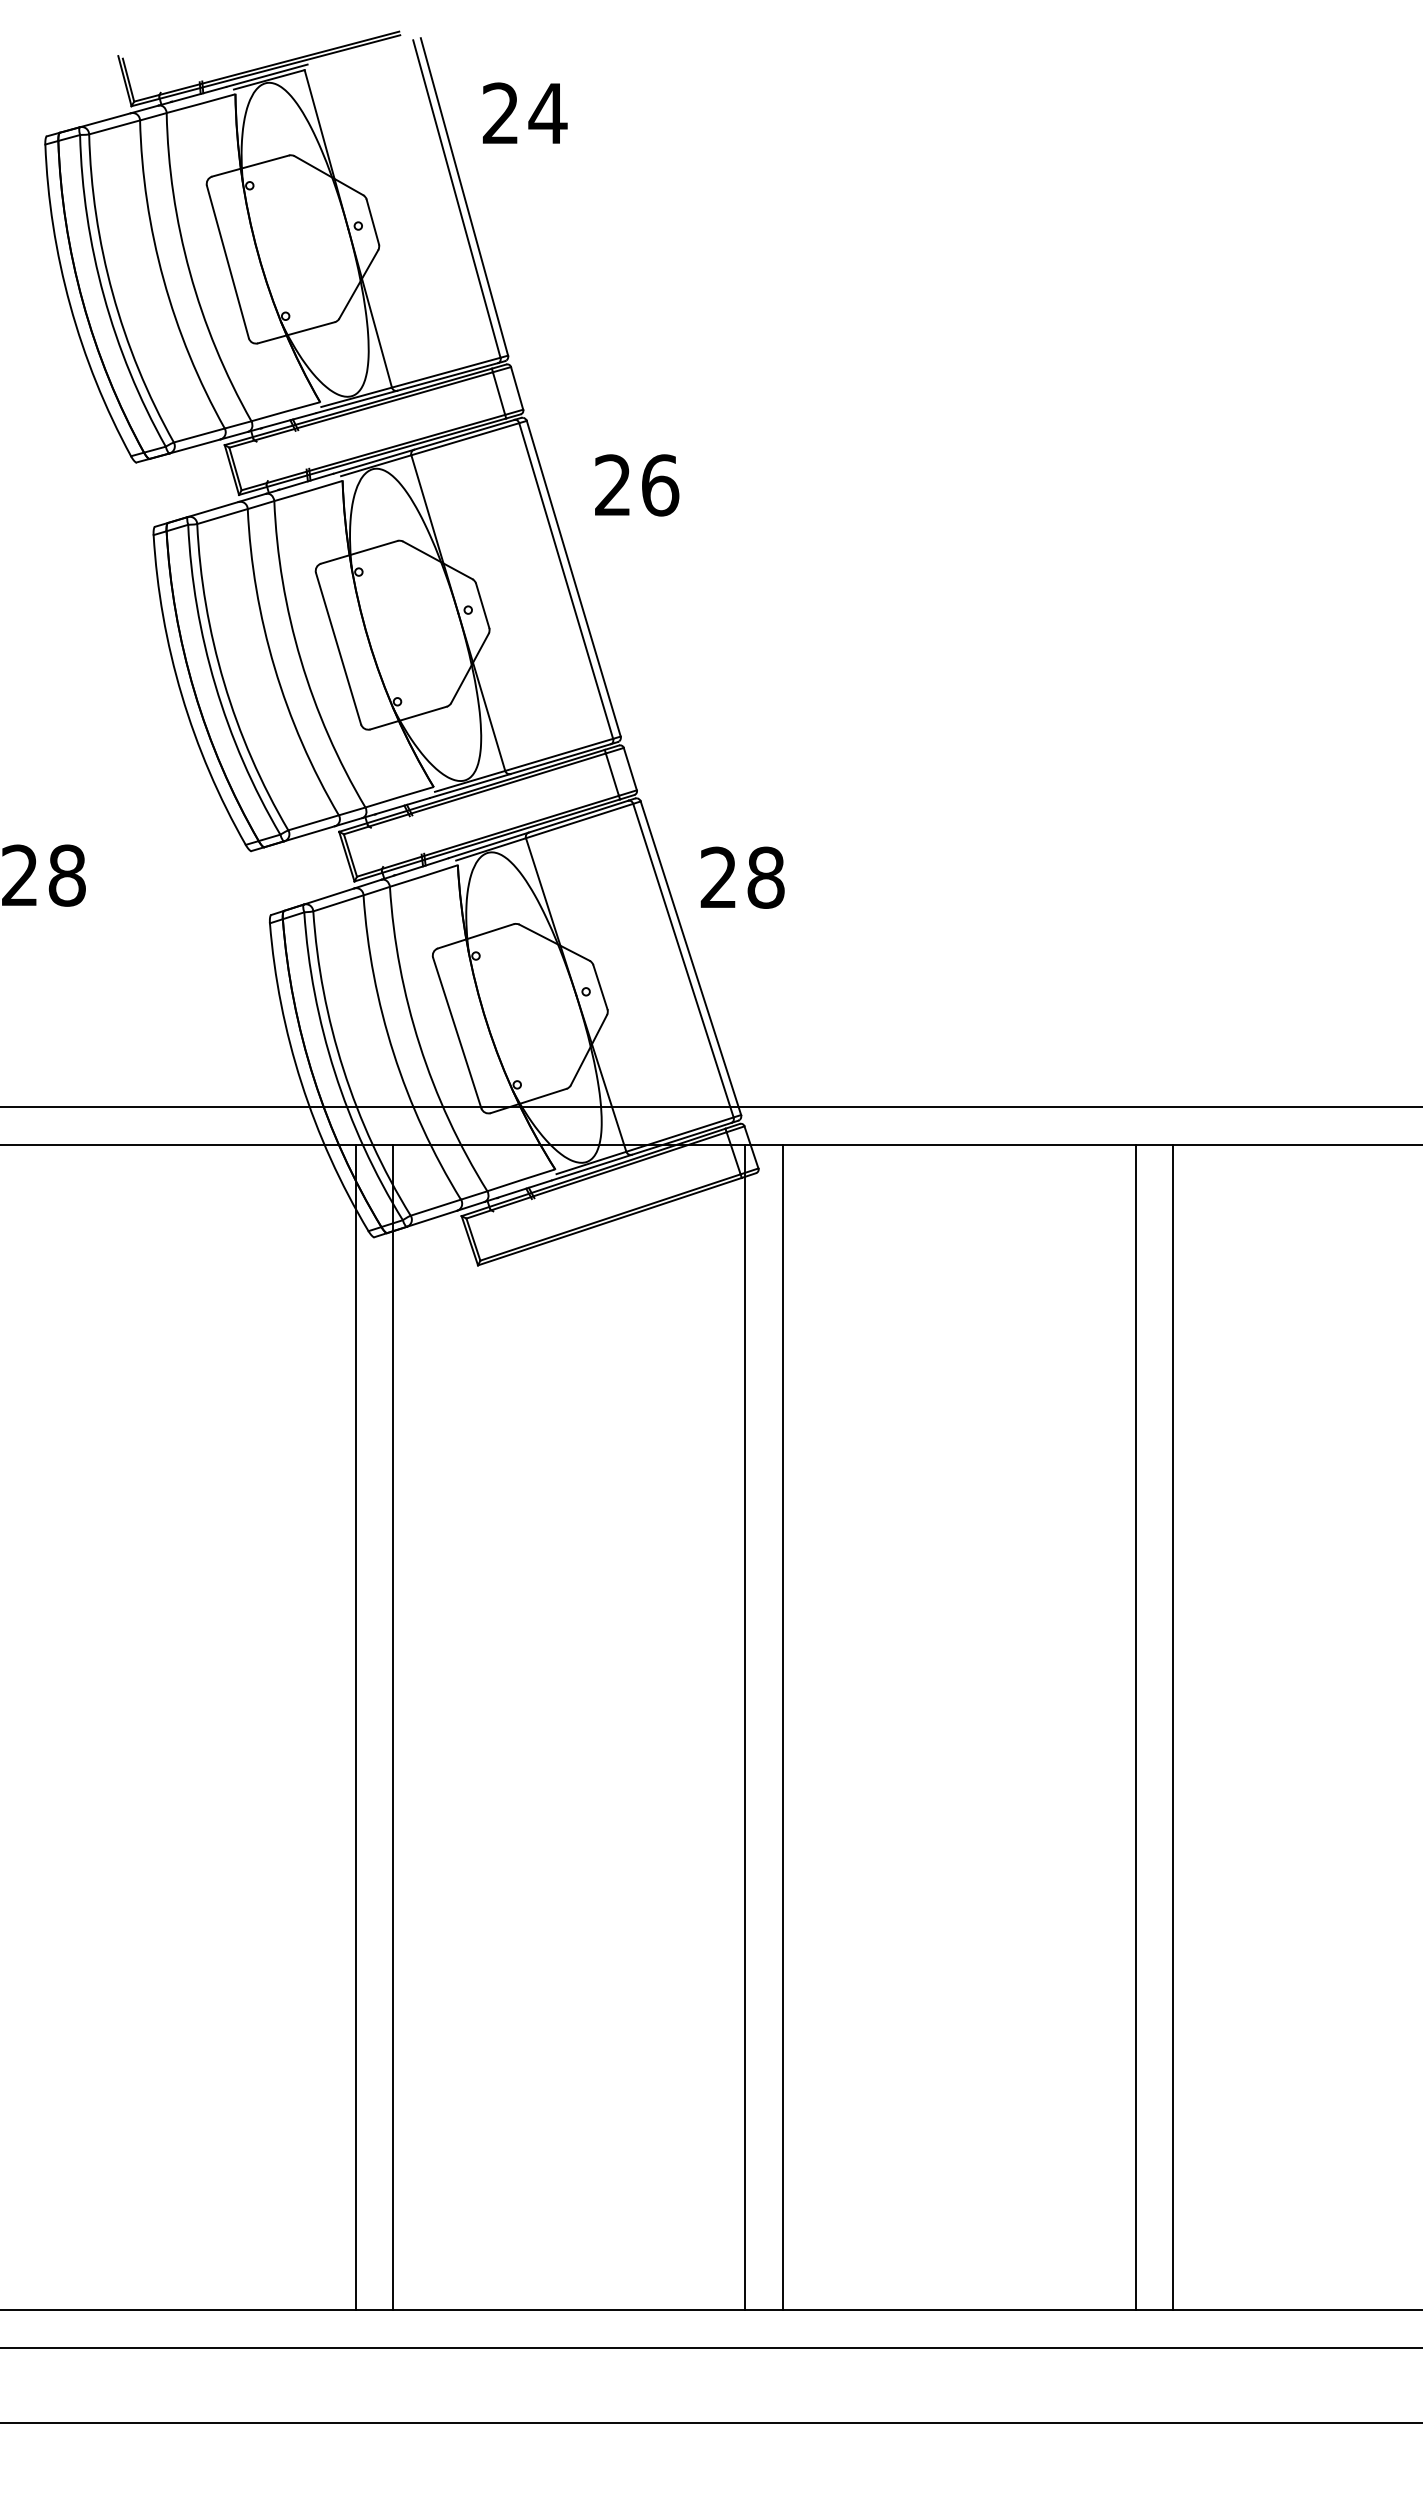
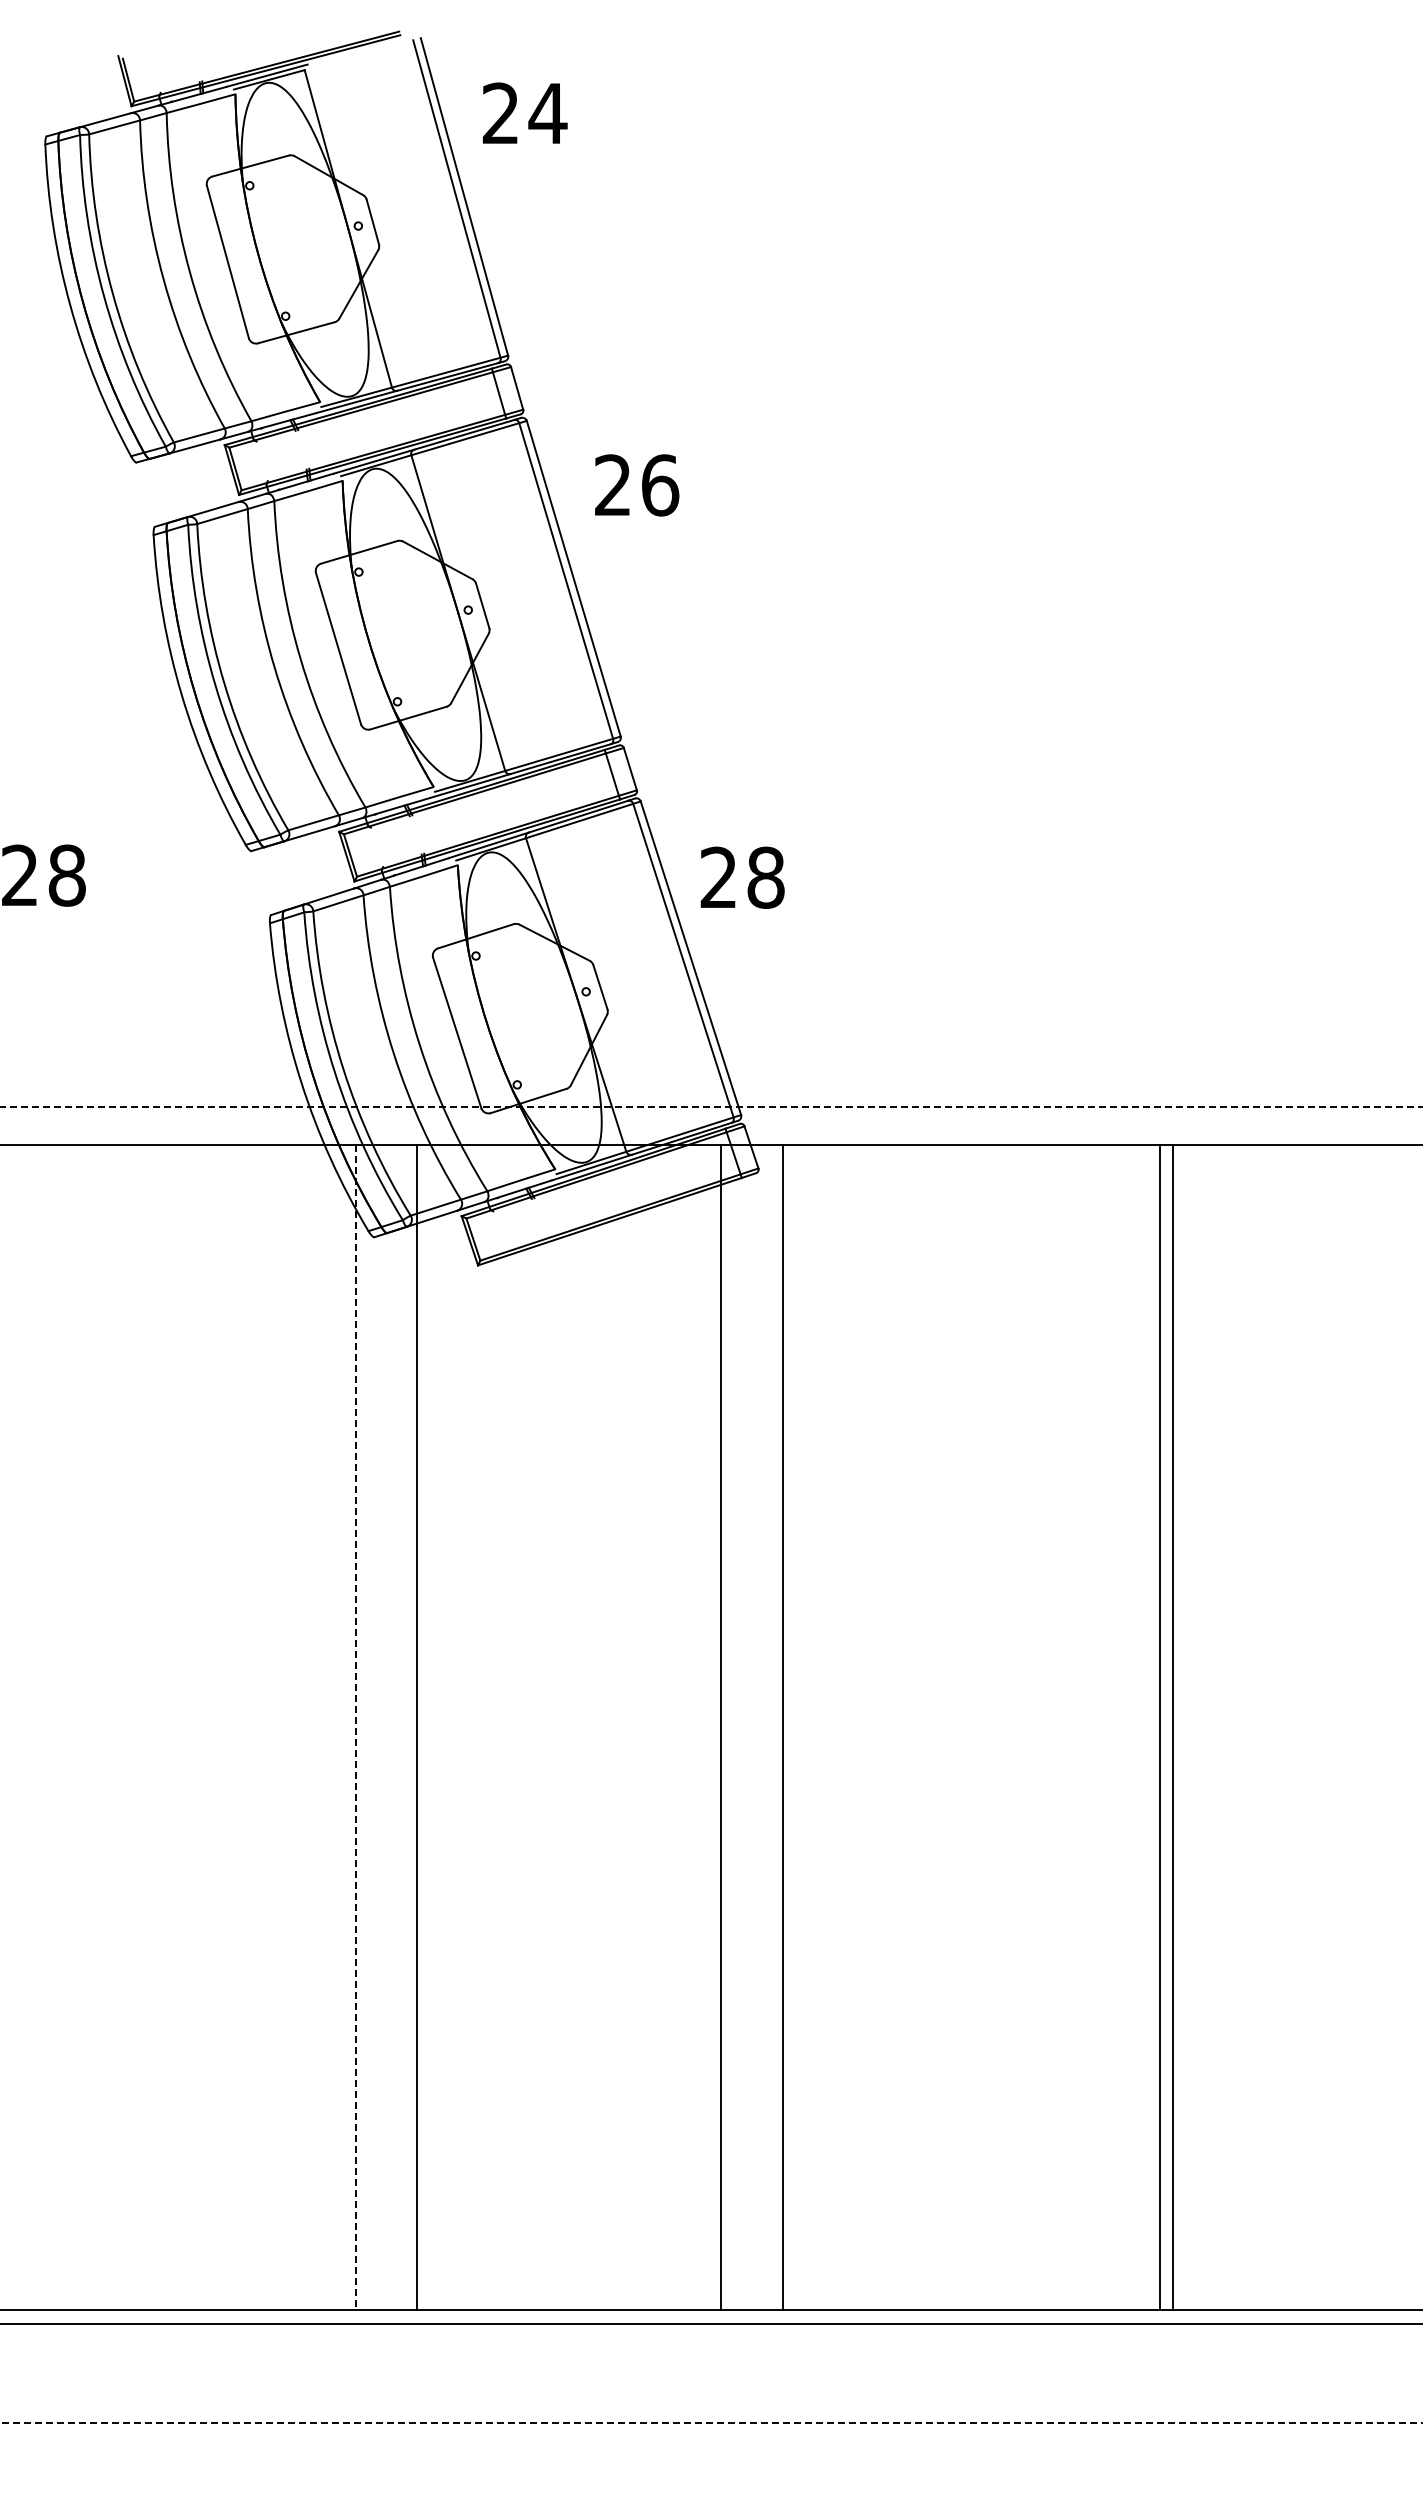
line: solid -> dashed (711, 1107)
line: solid -> dashed (355, 1727)
line position: (393, 1727) -> (417, 1727) (417, 1727)
line position: (744, 1727) -> (720, 1727) (720, 1727)
line position: (1135, 1727) -> (1159, 1727) (1159, 1727)
line position: (710, 2347) -> (710, 2323) (710, 2323)
line: solid -> dashed (712, 2423)
